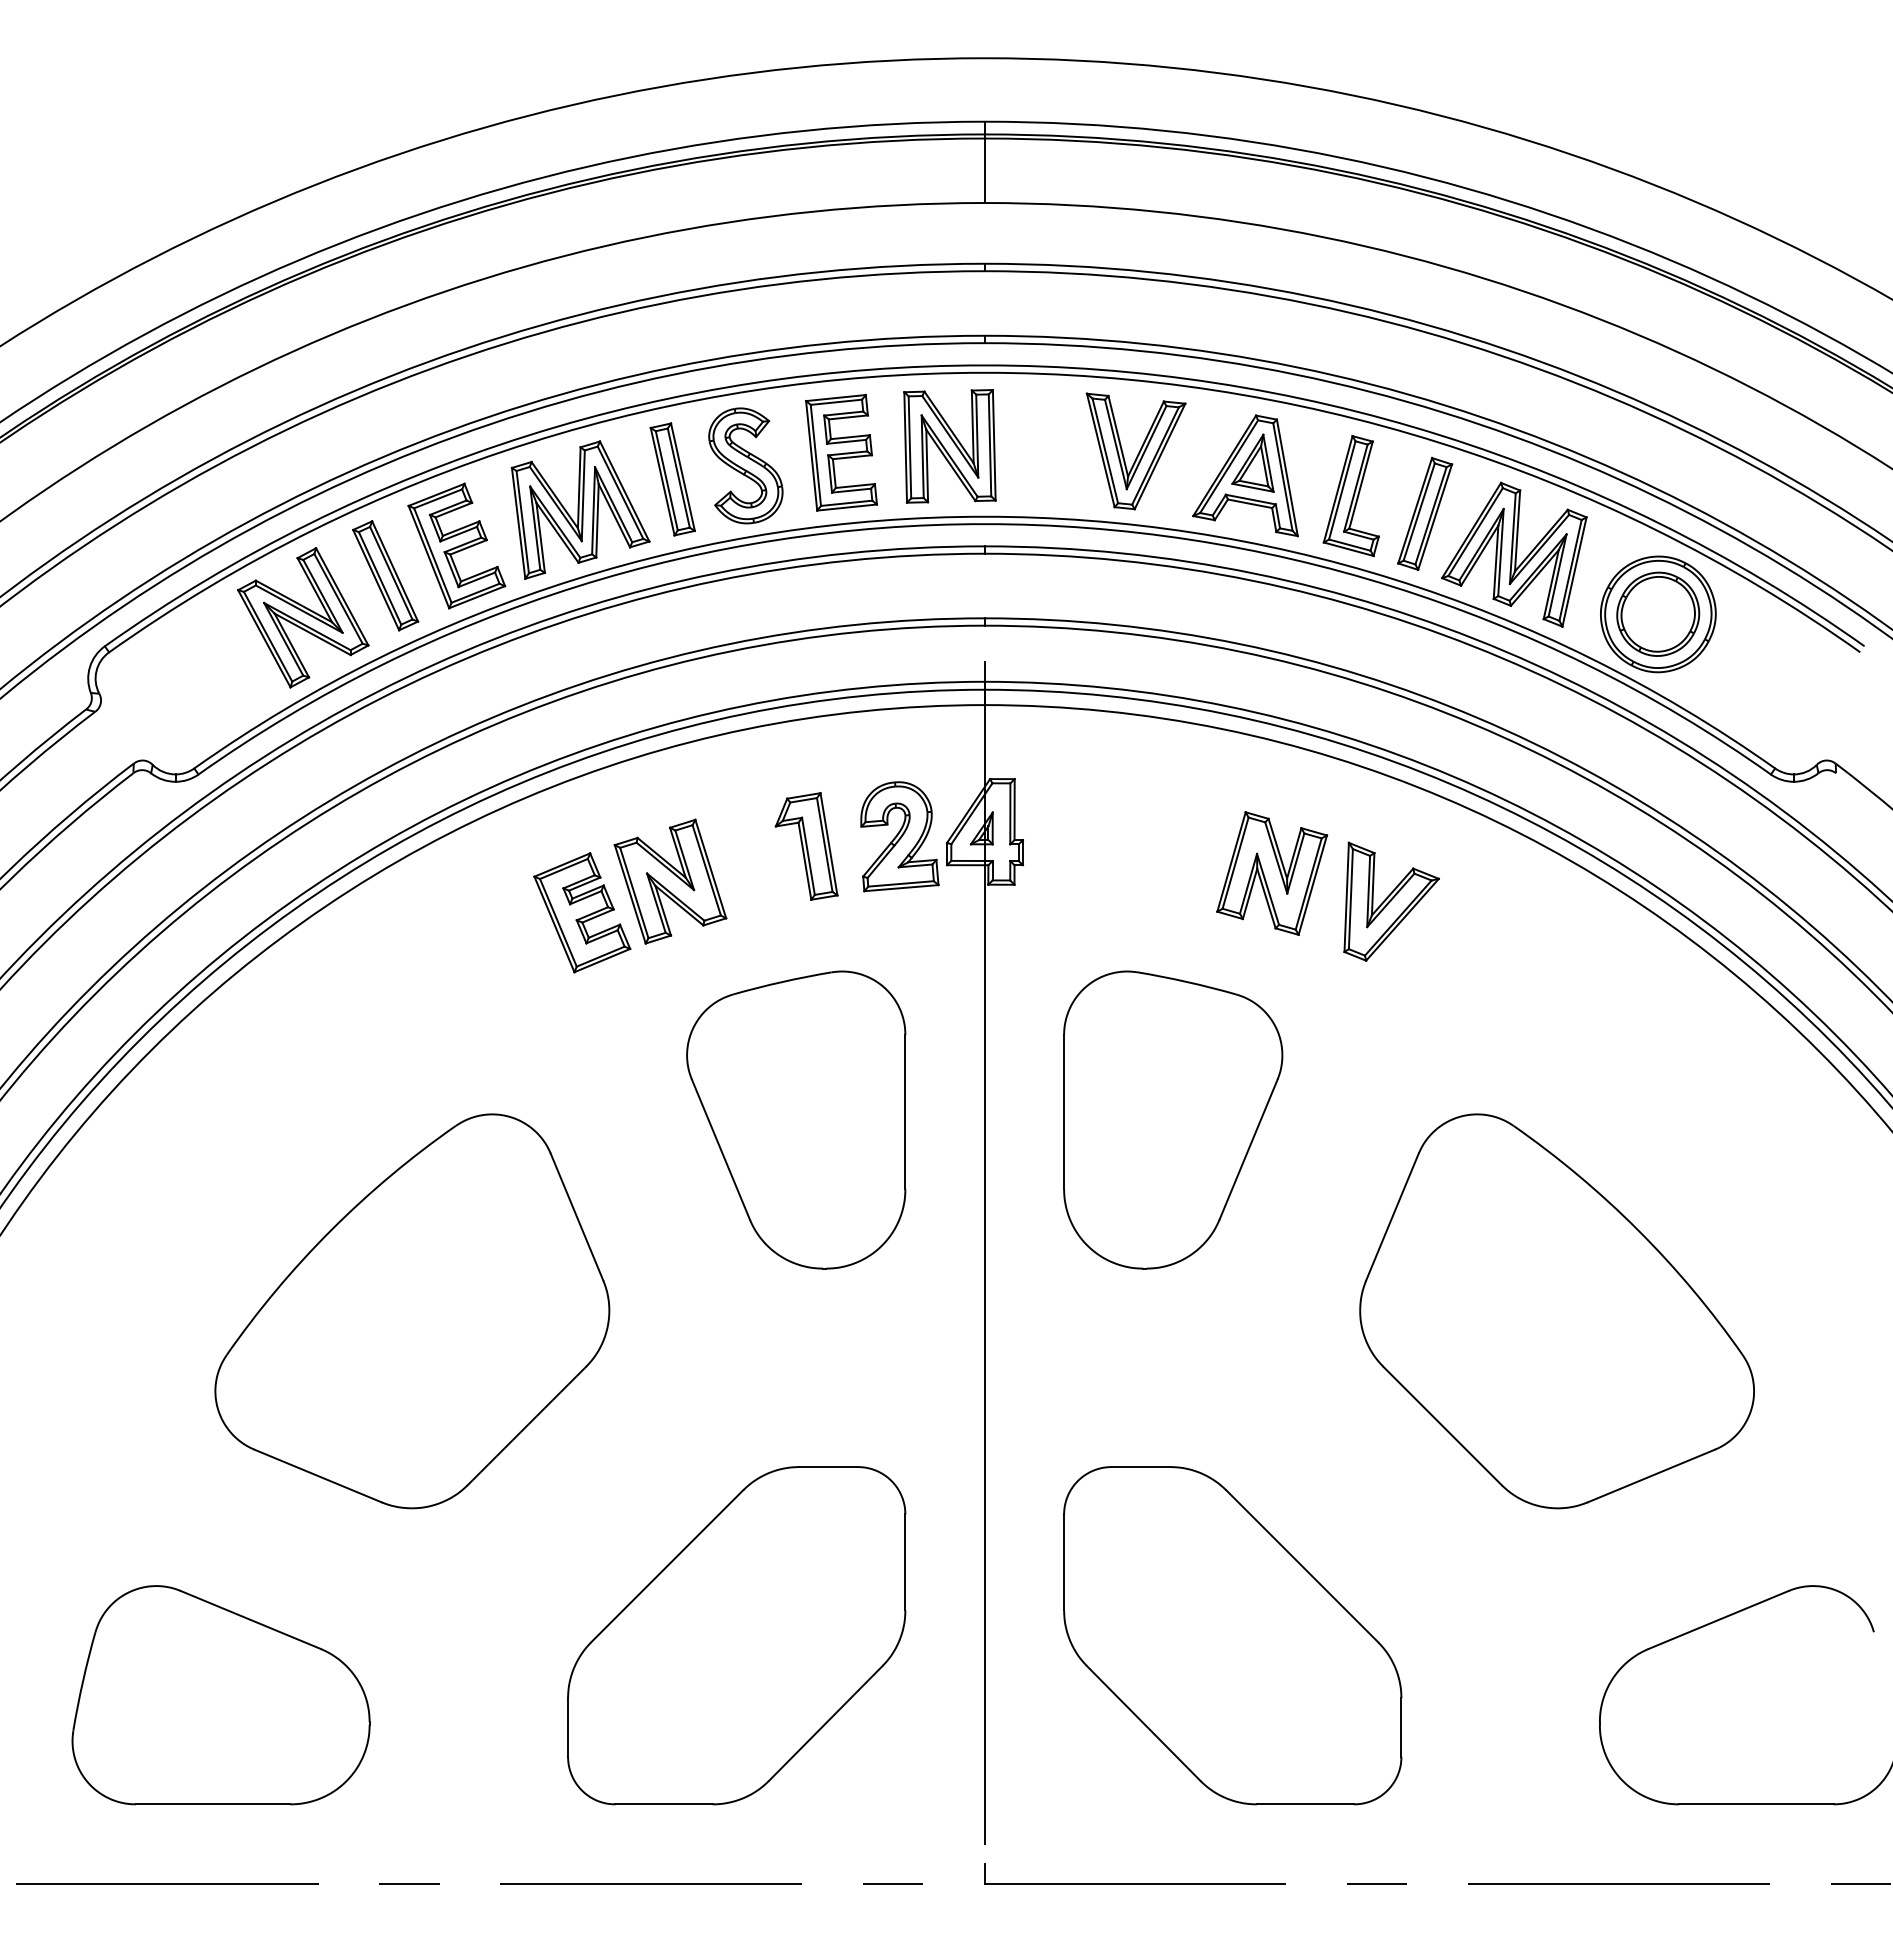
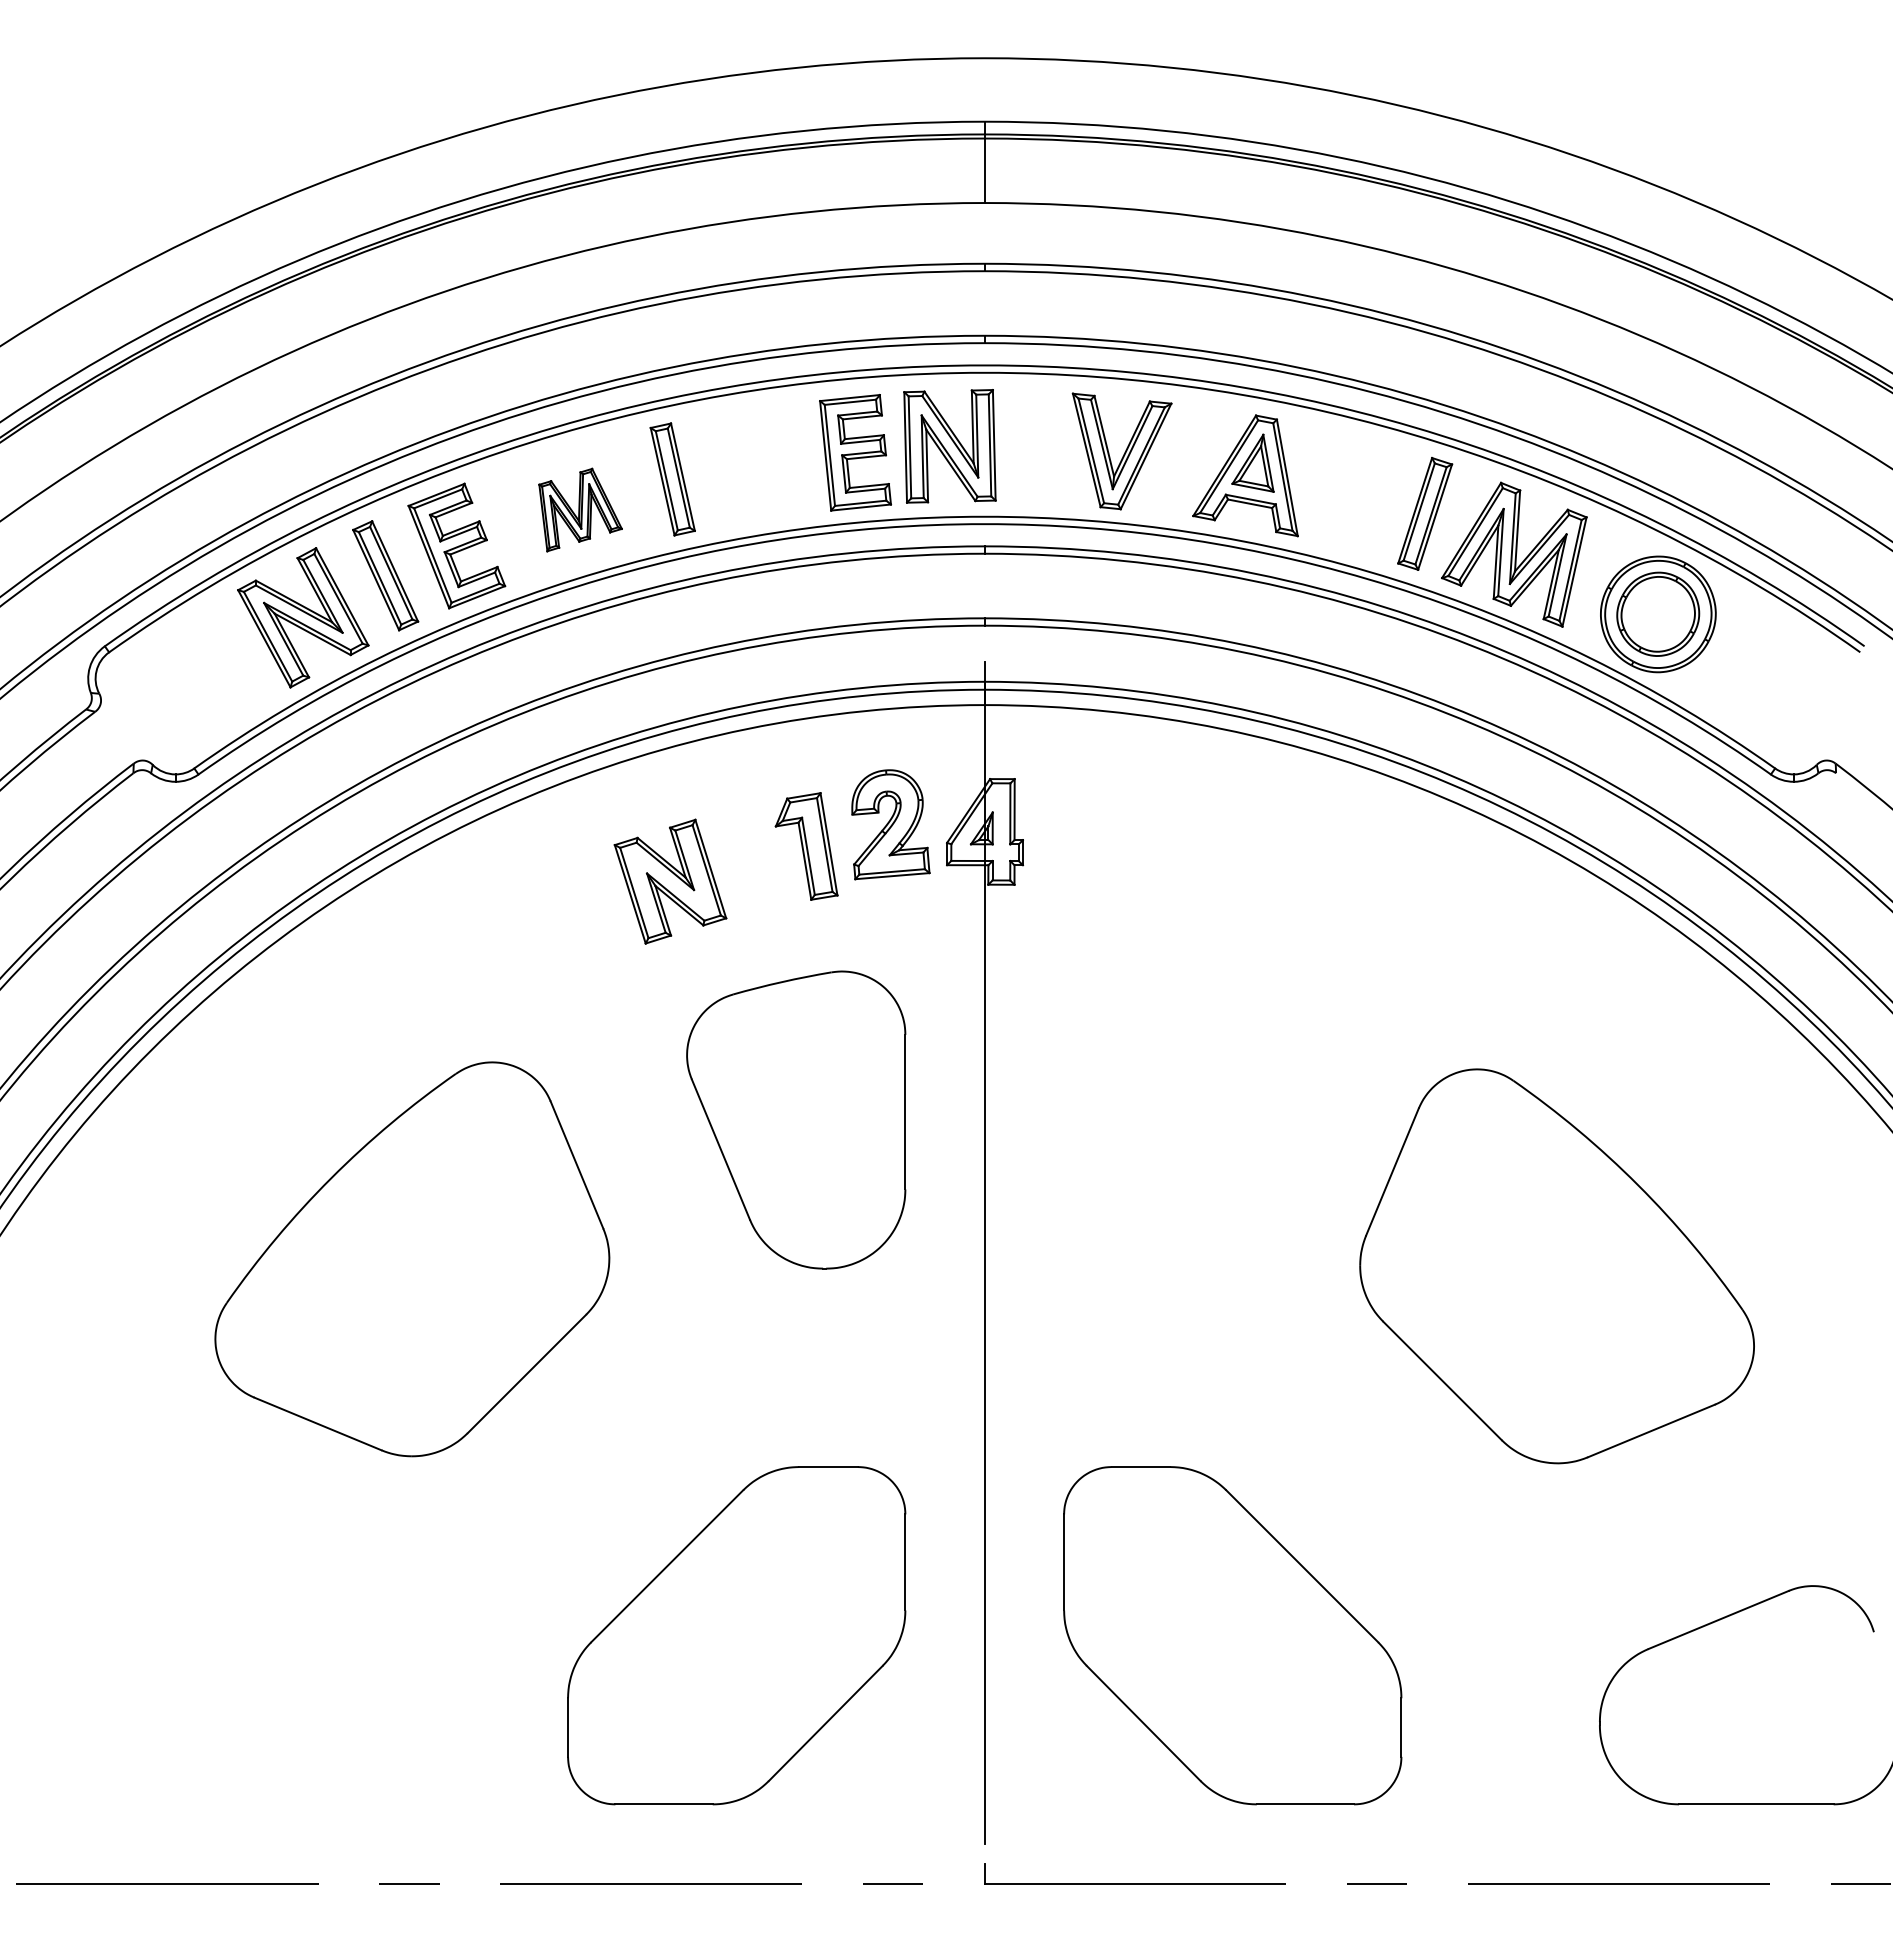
part position: (1135, 451) -> (1121, 451) (1121, 451)
part position: (841, 452) -> (855, 452) (855, 452)
part: present -> none (745, 465)
part: present -> none (1350, 496)
part size: 141x140 px -> 85x86 px (580, 509)
part position: (899, 836) -> (890, 824) (890, 824)
part: present -> none (1272, 873)
part: present -> none (1391, 901)
part: present -> none (582, 912)
part: present -> none (1173, 1119)
part position: (412, 1311) -> (412, 1259) (412, 1259)
part position: (1556, 1311) -> (1556, 1266) (1556, 1266)
part: present -> none (220, 1695)
